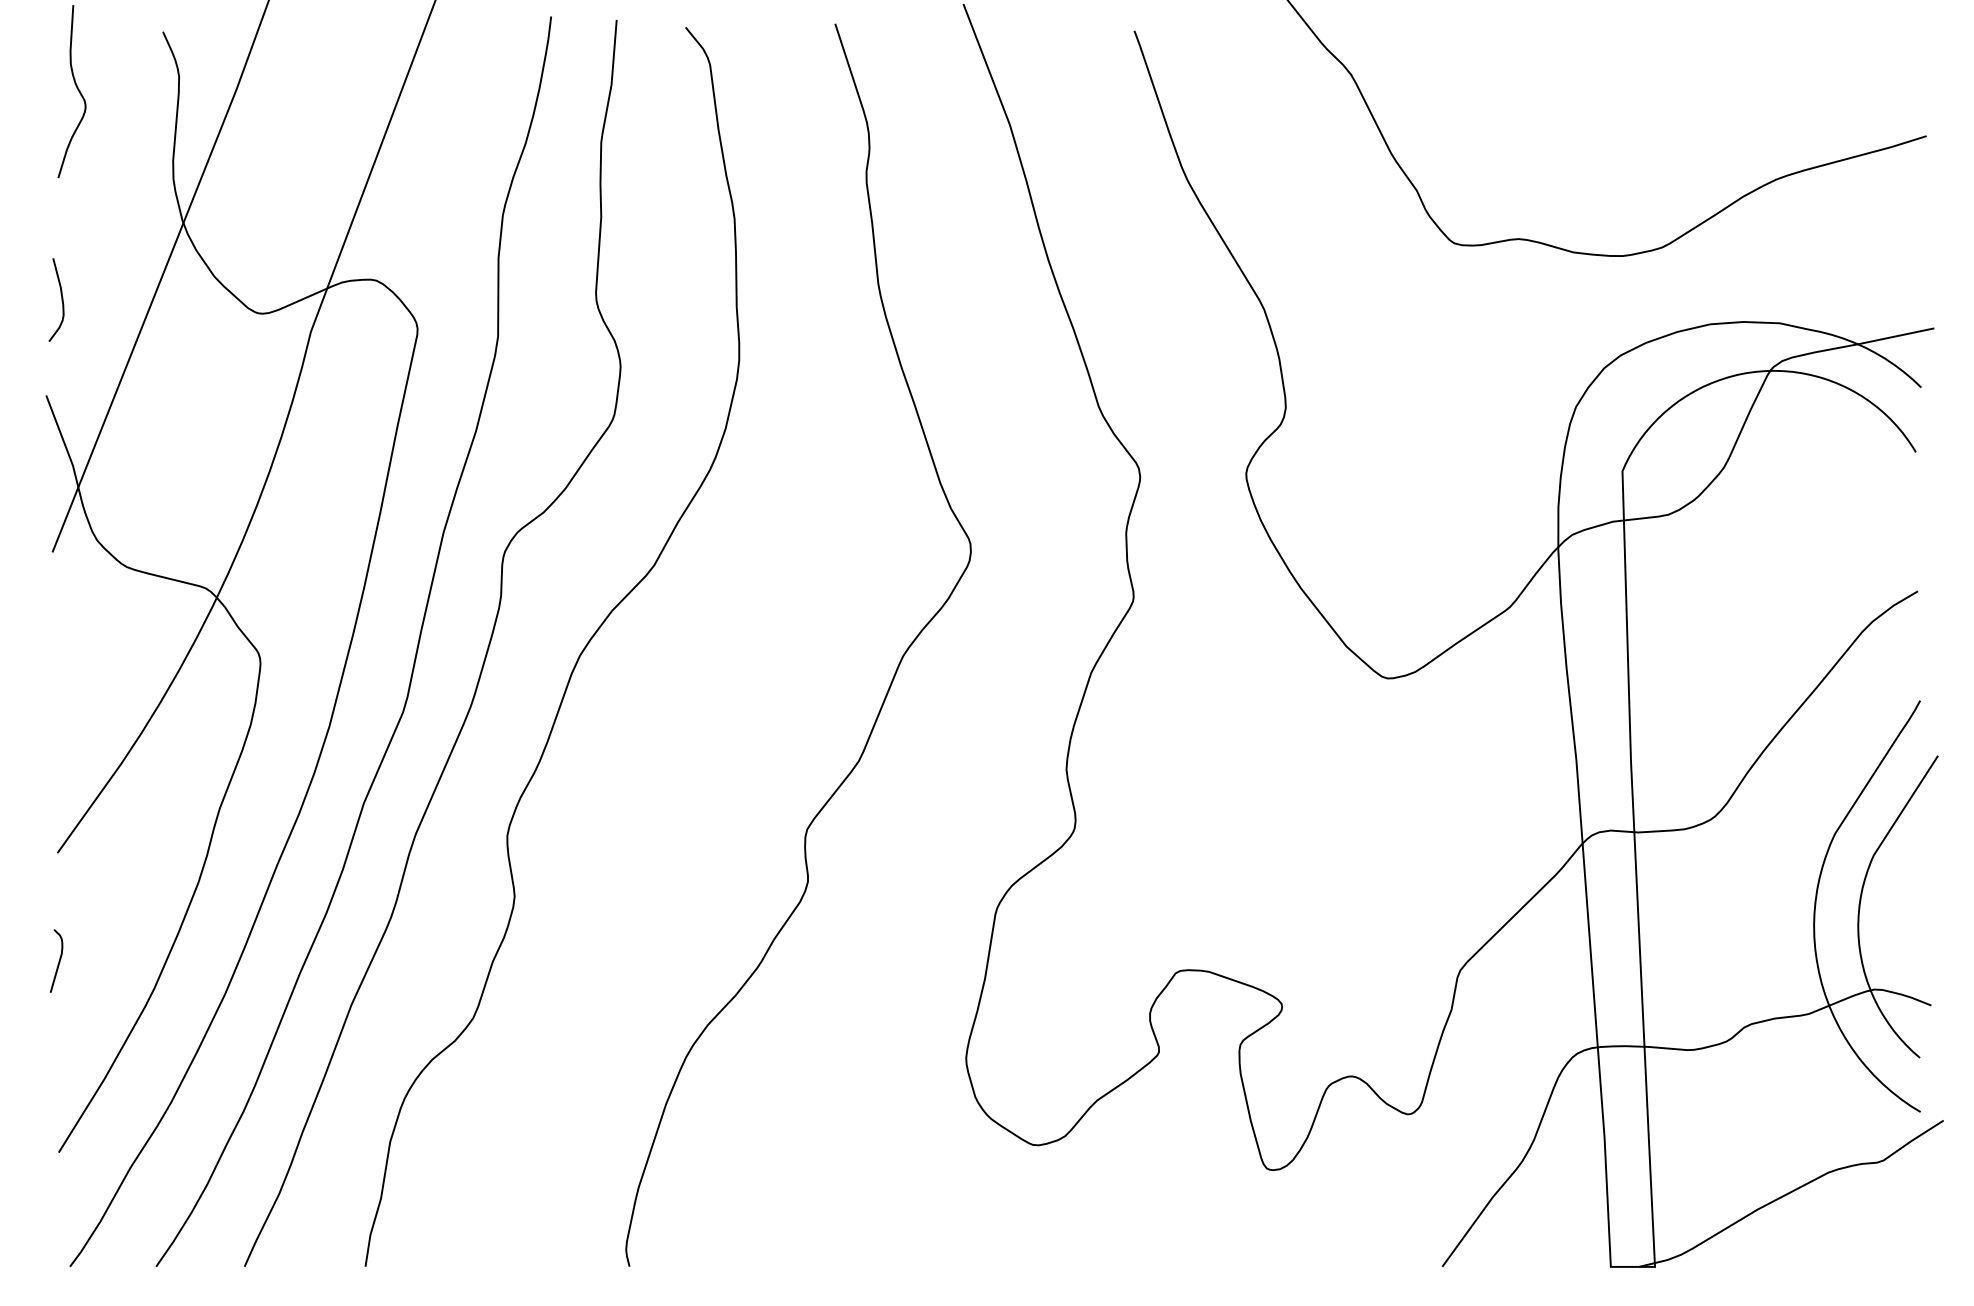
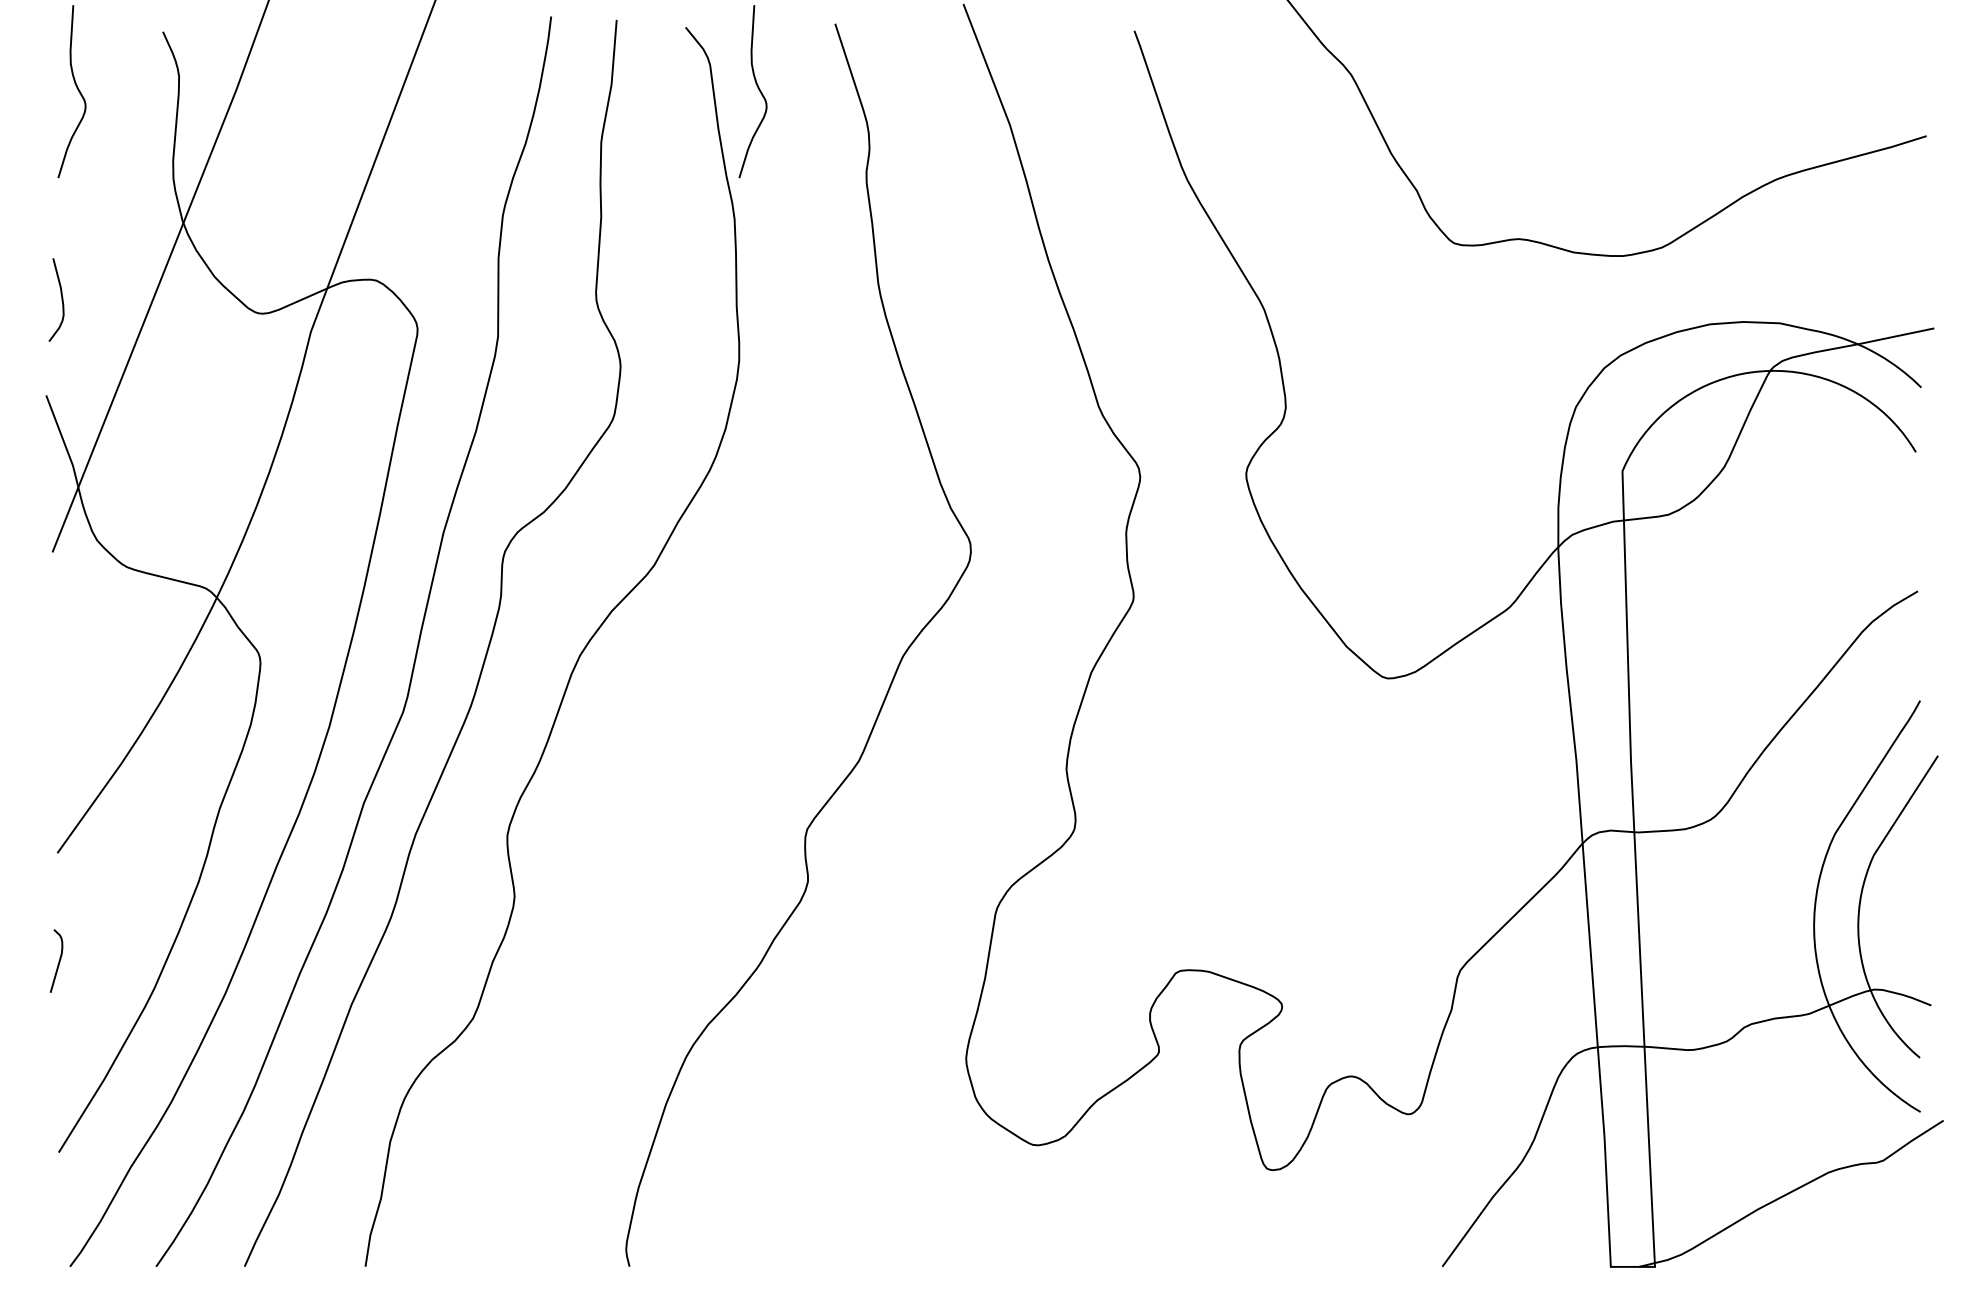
curve: none -> present (757, 88)
